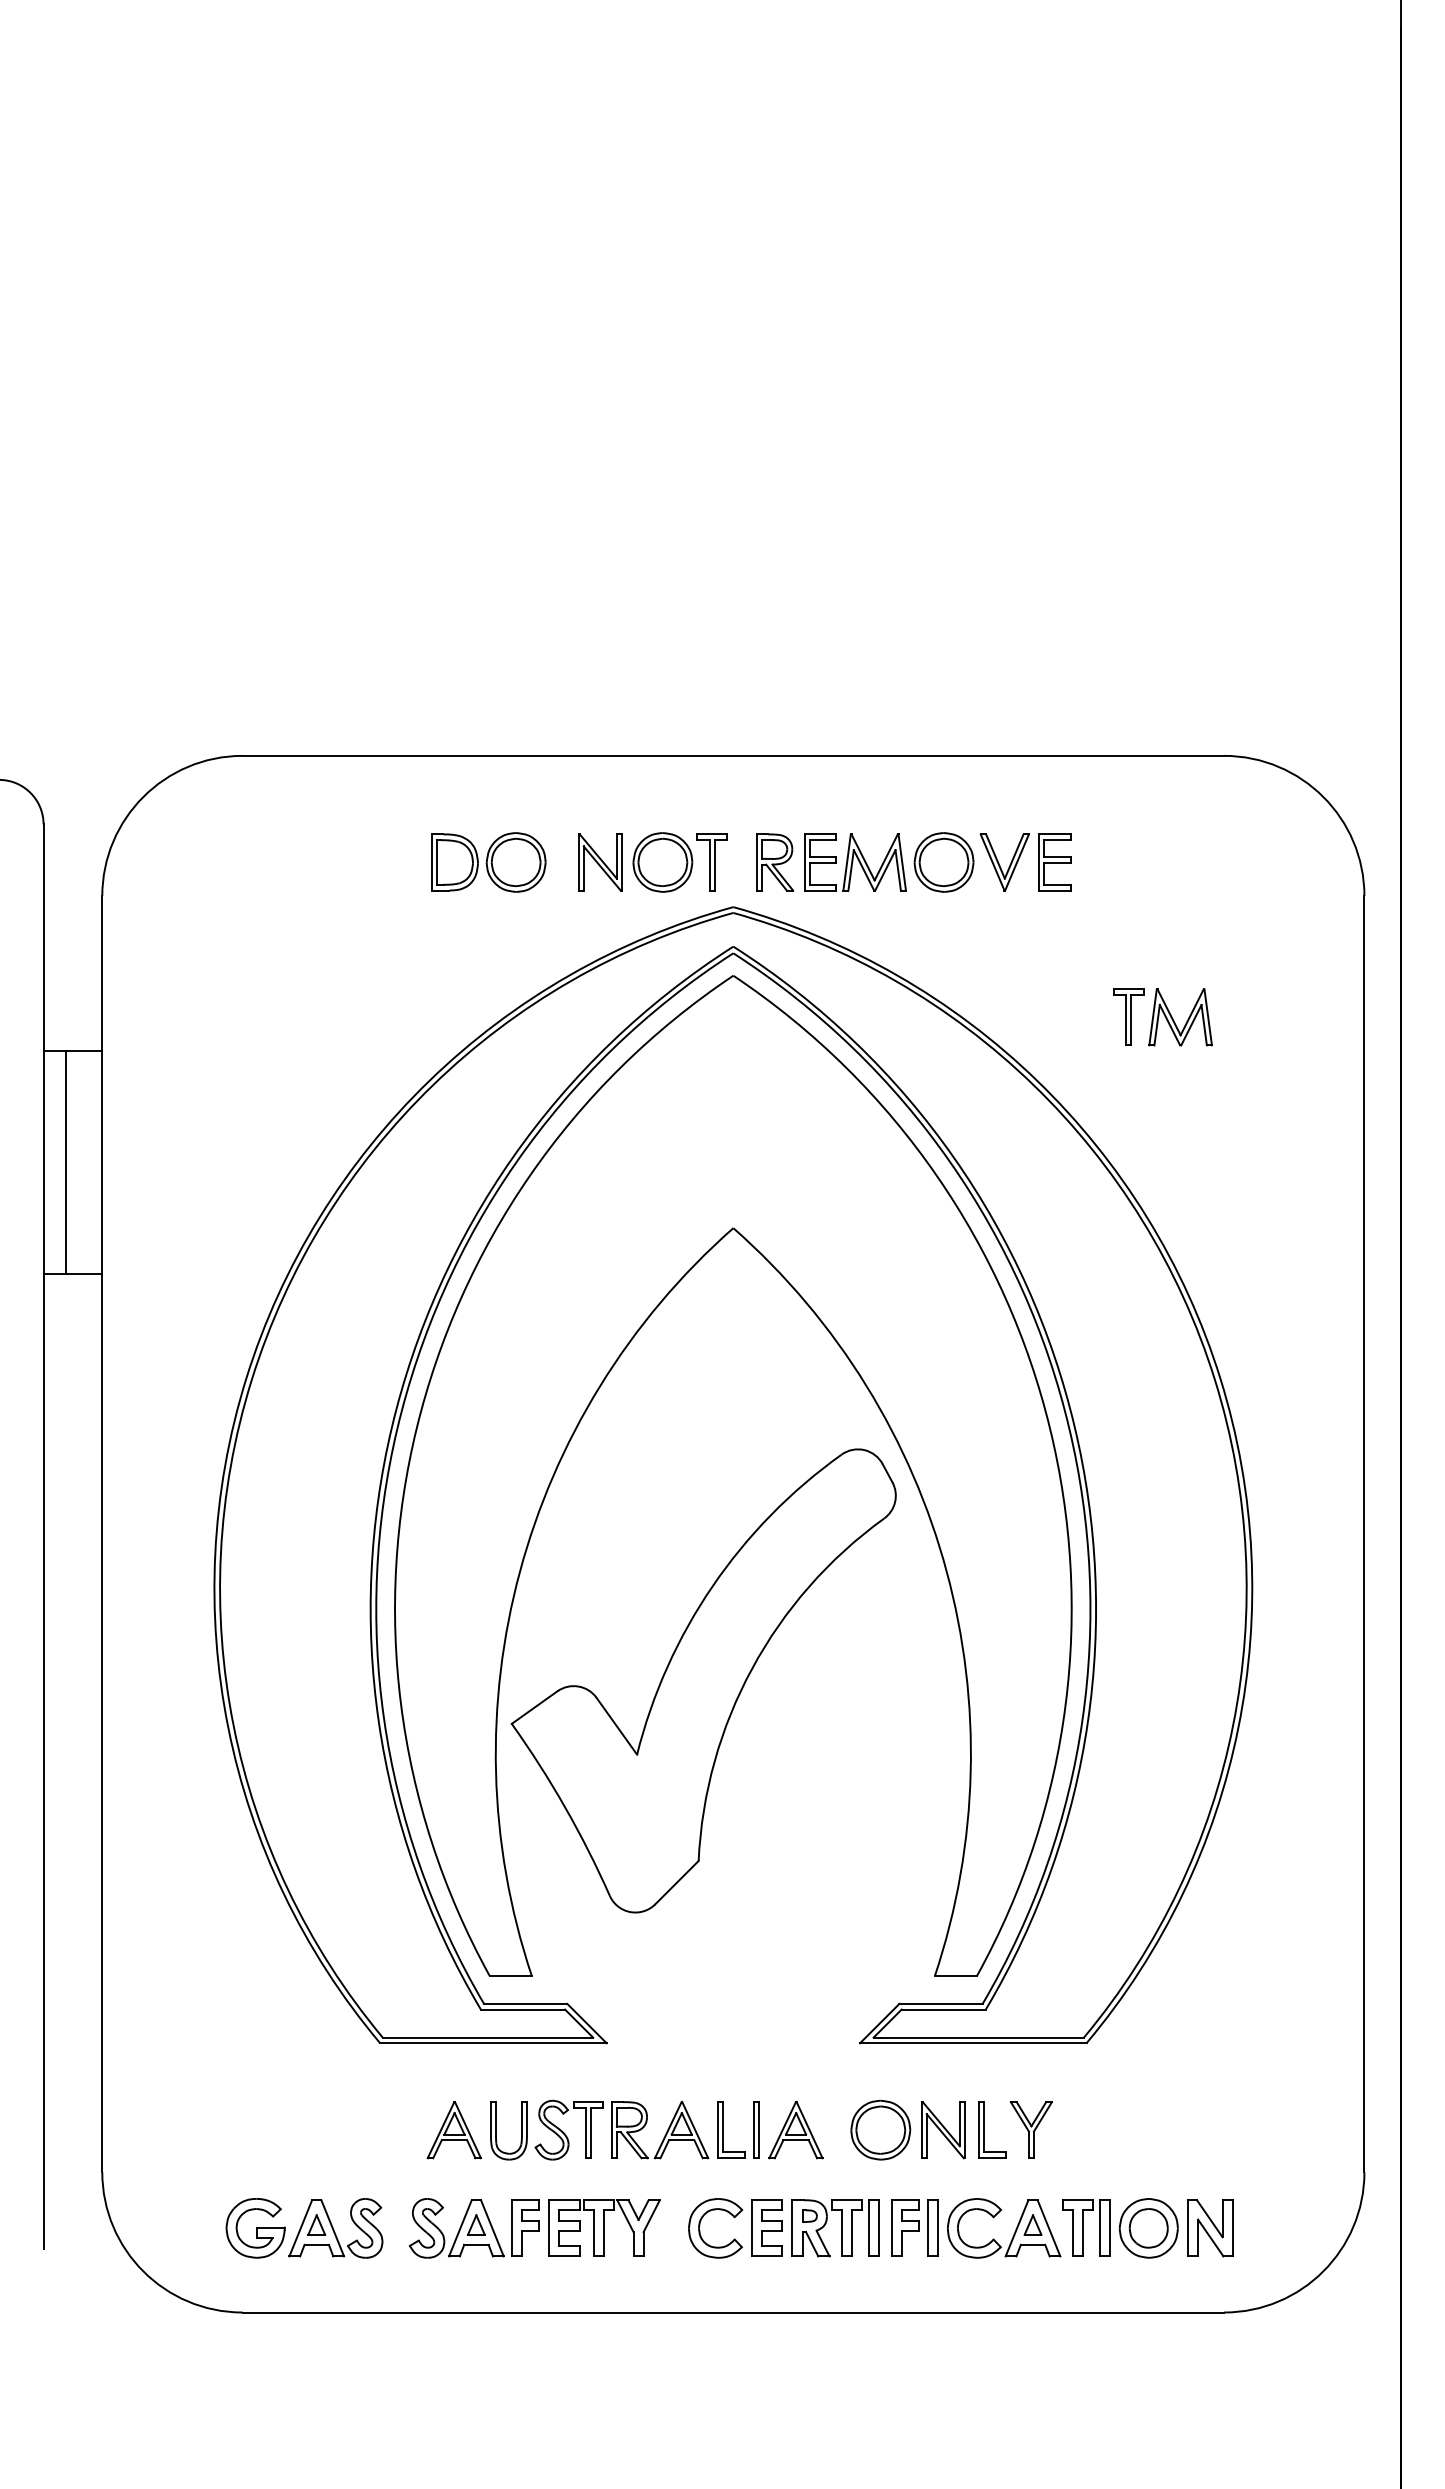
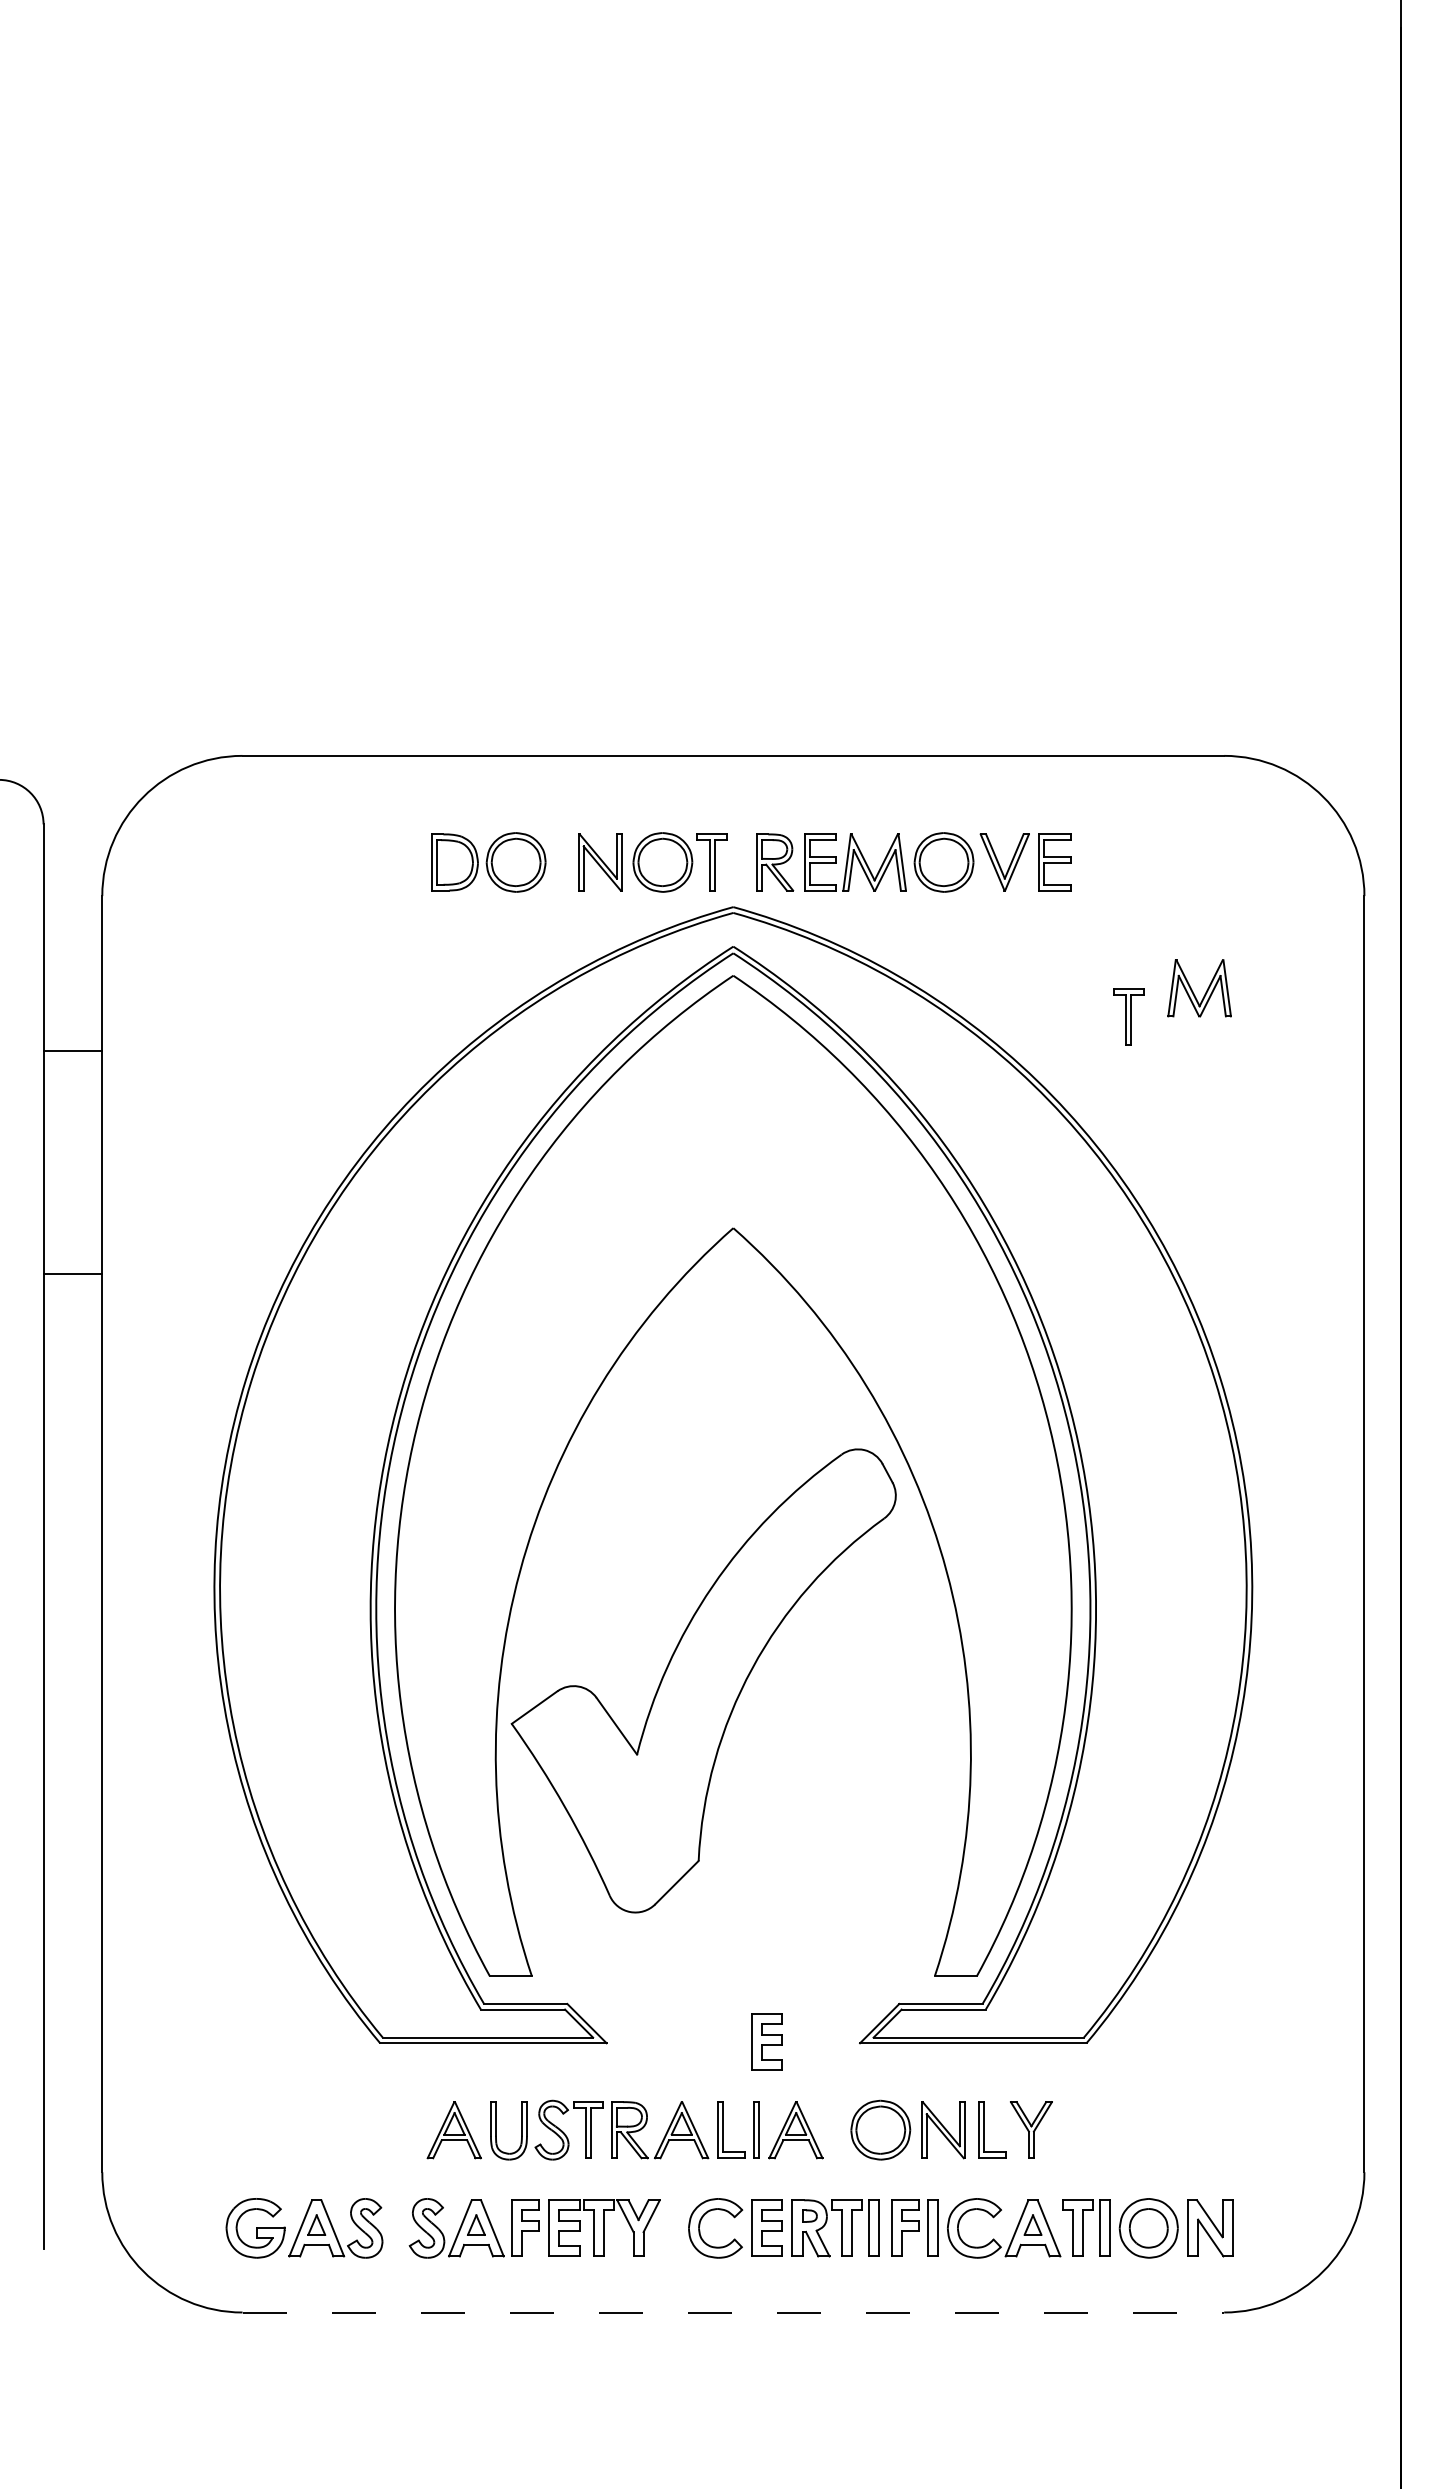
part position: (1174, 1020) -> (1193, 991) (1193, 991)
line: present -> none (65, 1162)
part: none -> present (766, 2041)
line: solid -> dashed (733, 2312)
